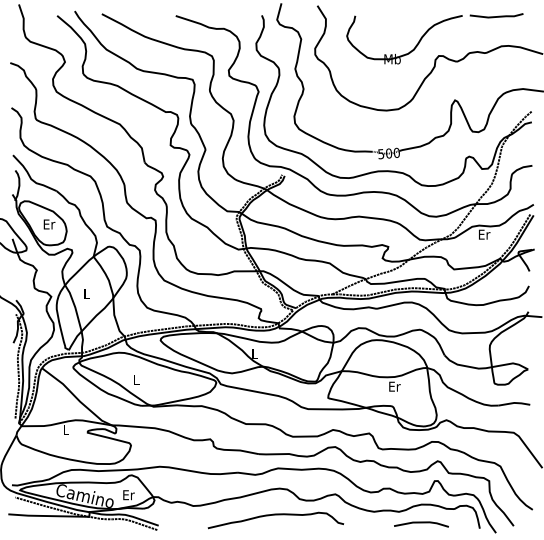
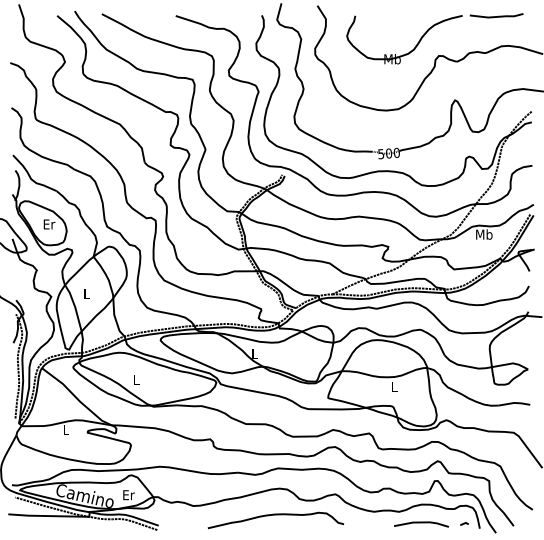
text: Er -> Mb (484, 234)
text: Er -> L (394, 386)
line: none -> present (464, 523)
